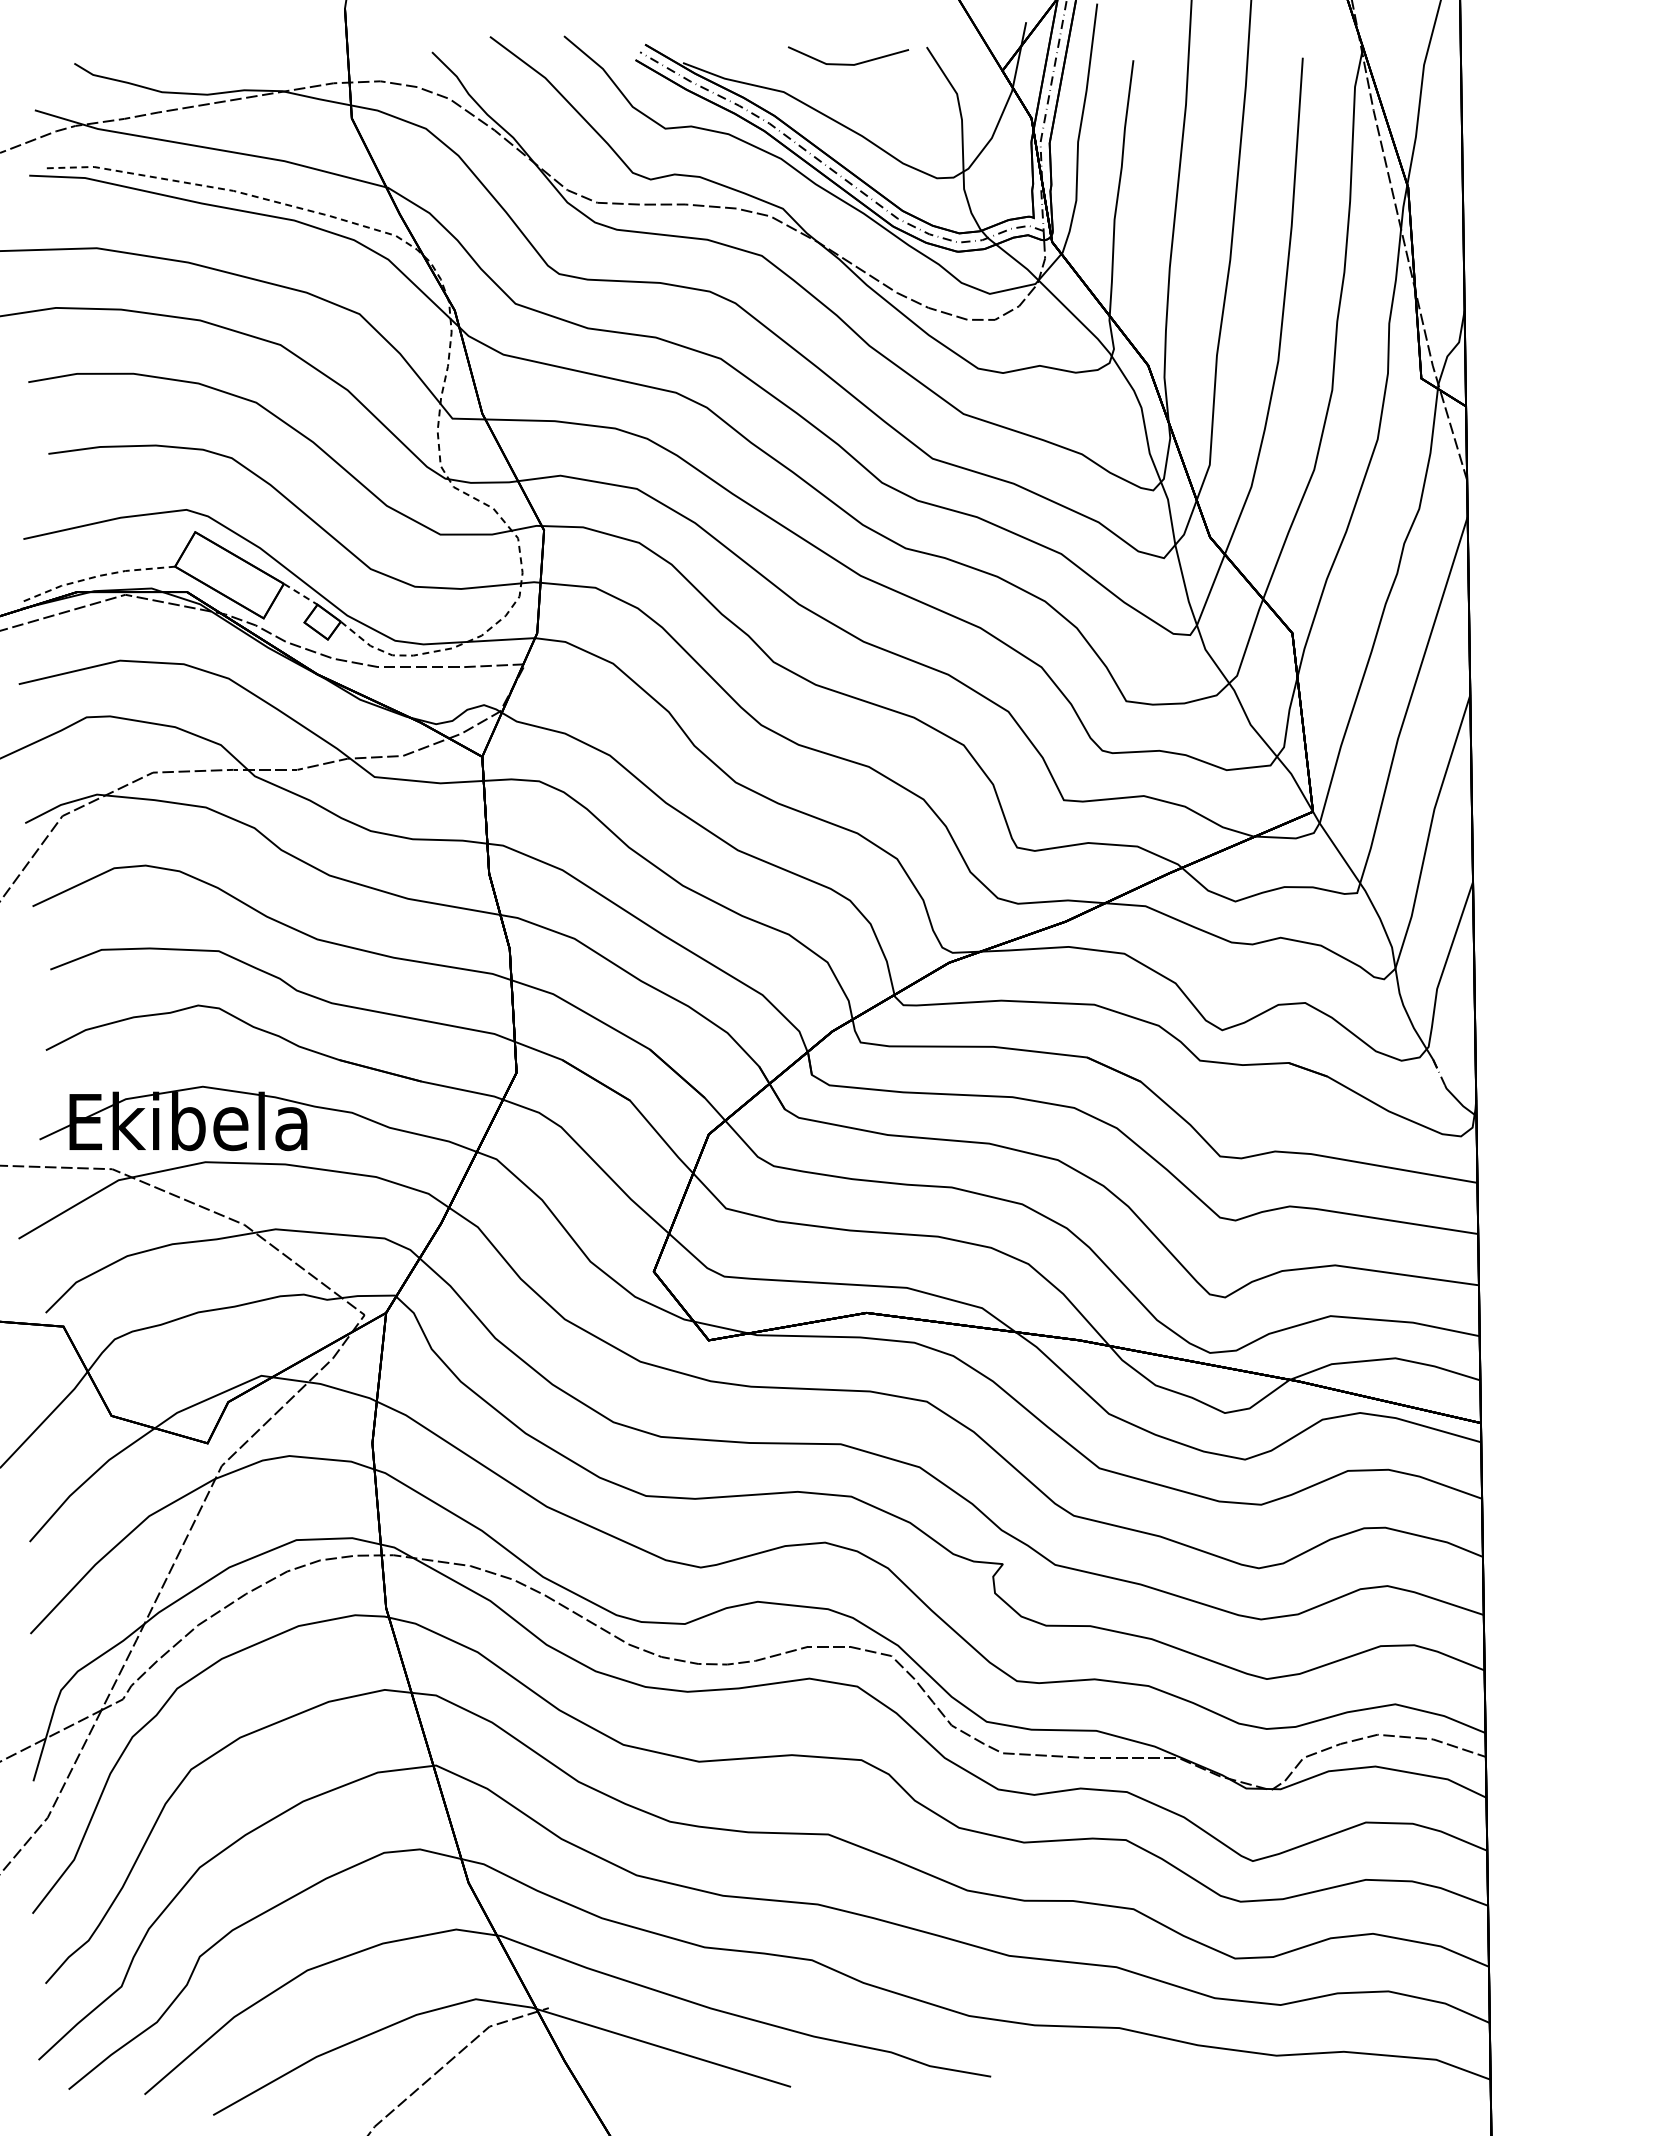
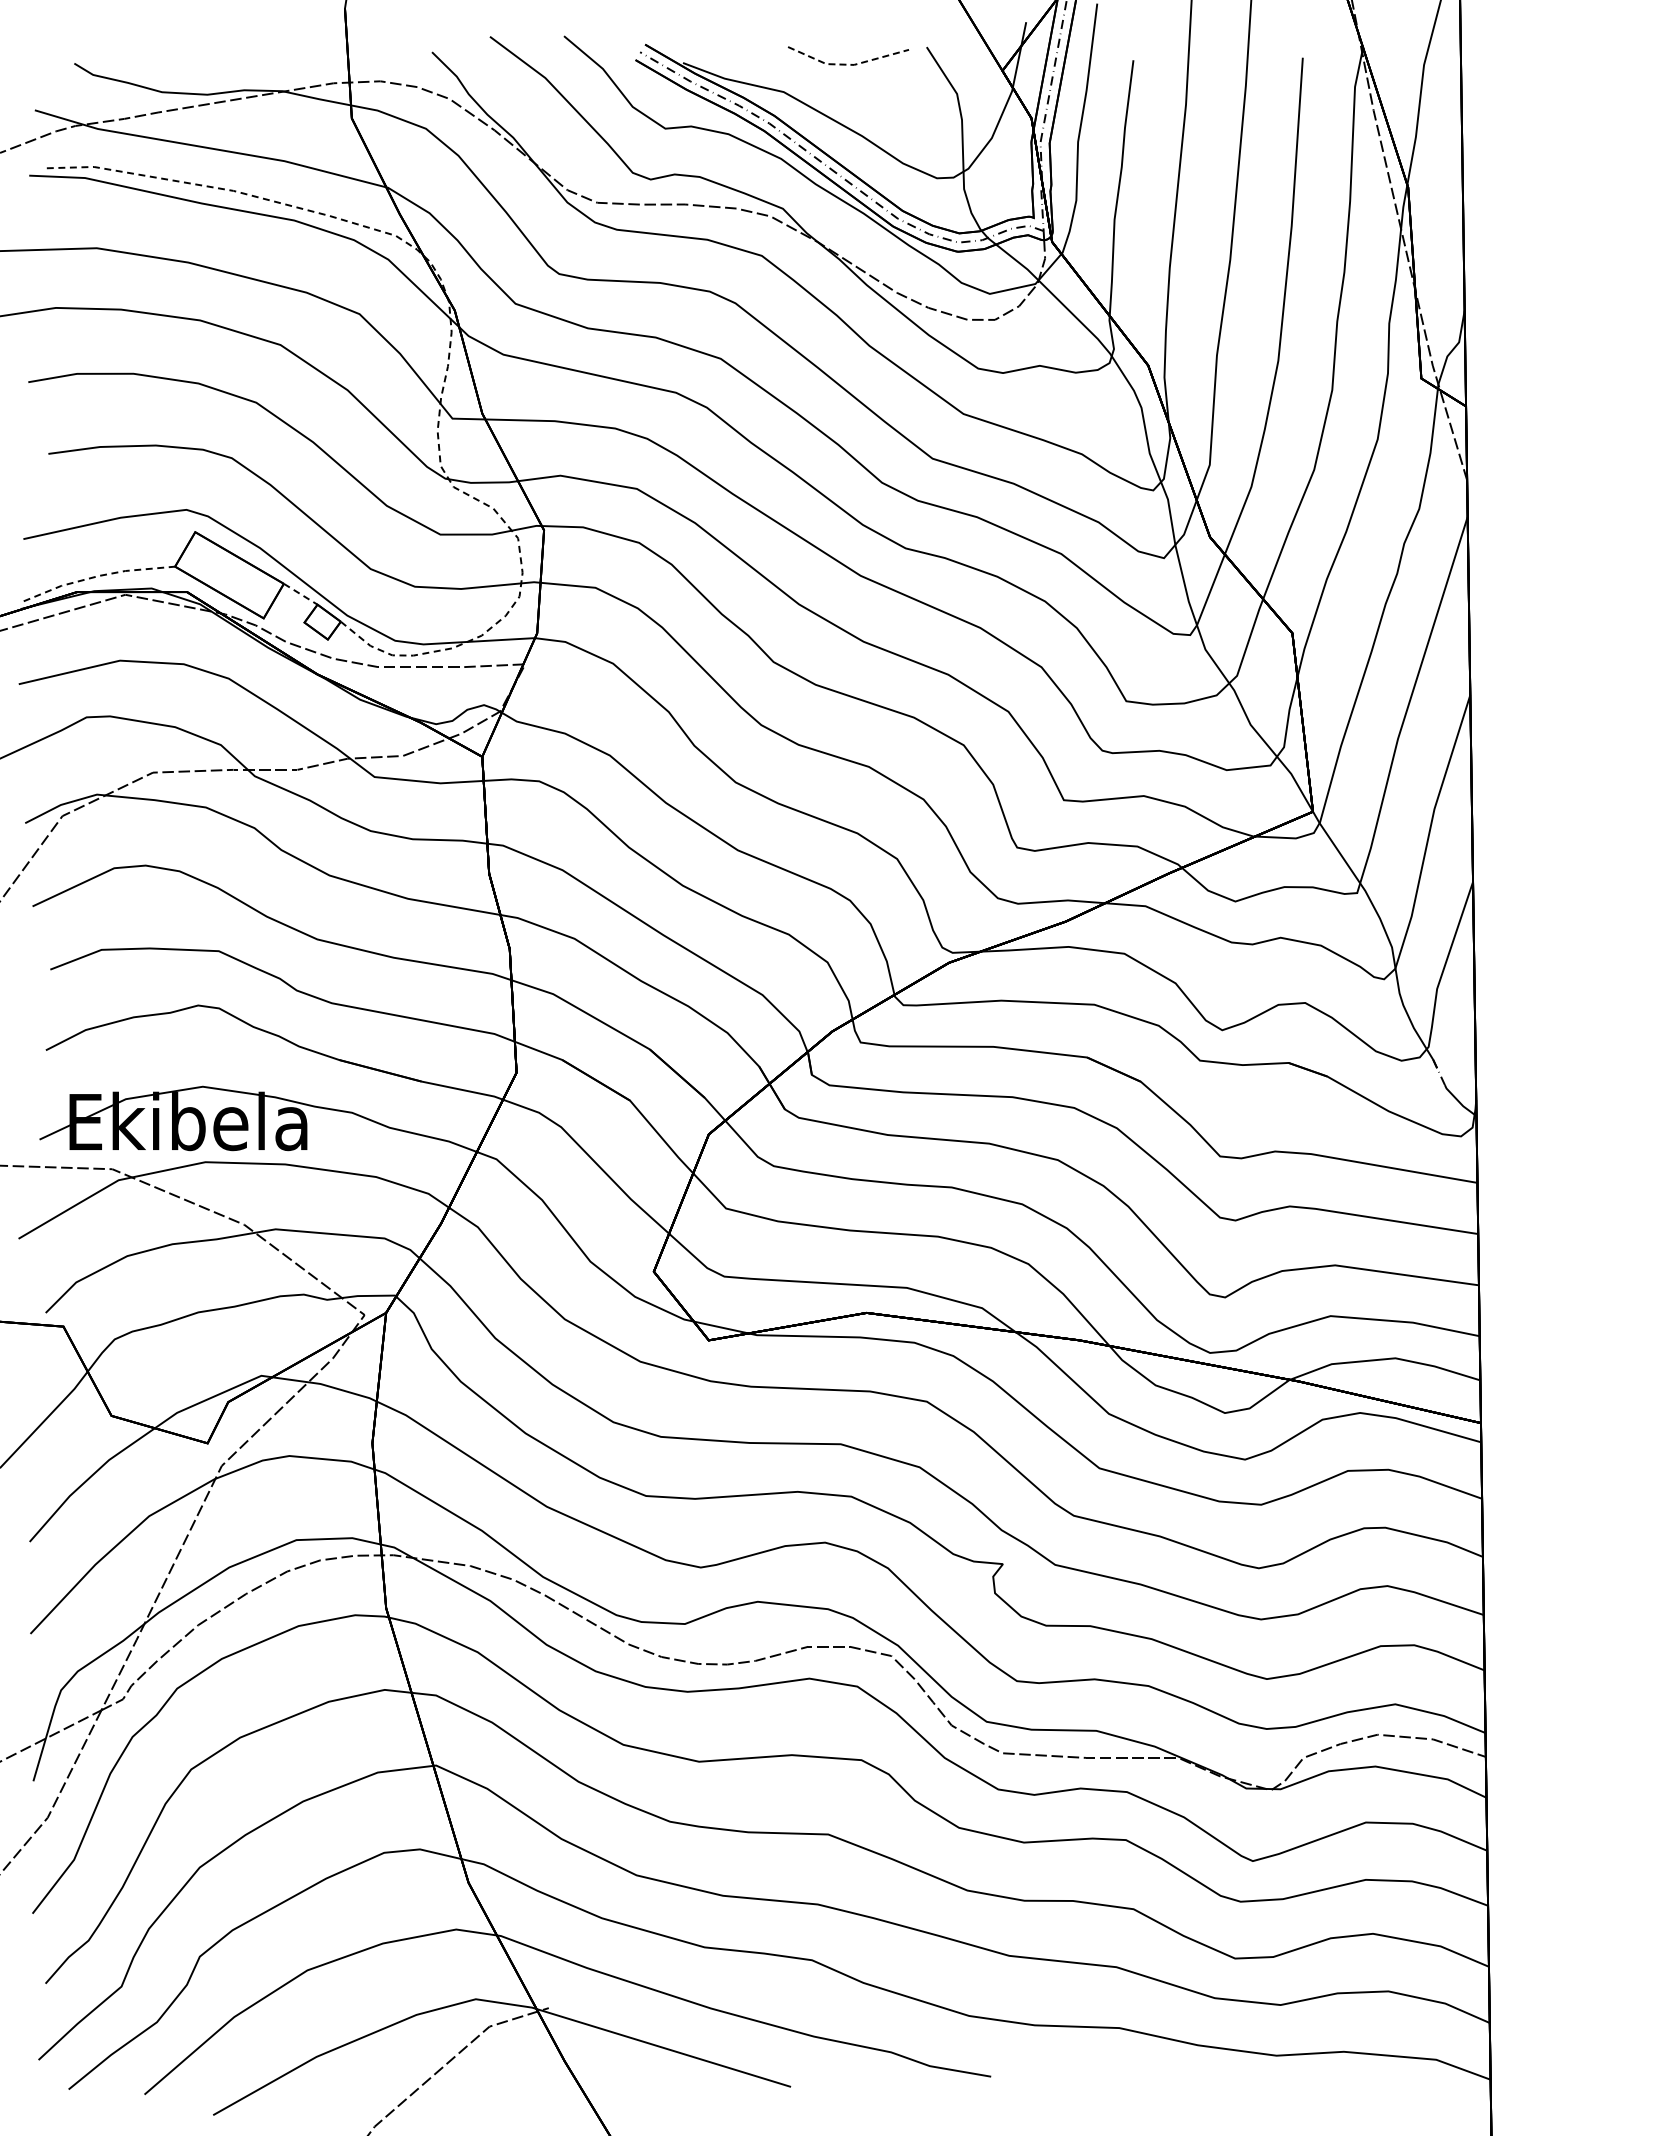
line: solid -> dashed (848, 64)
